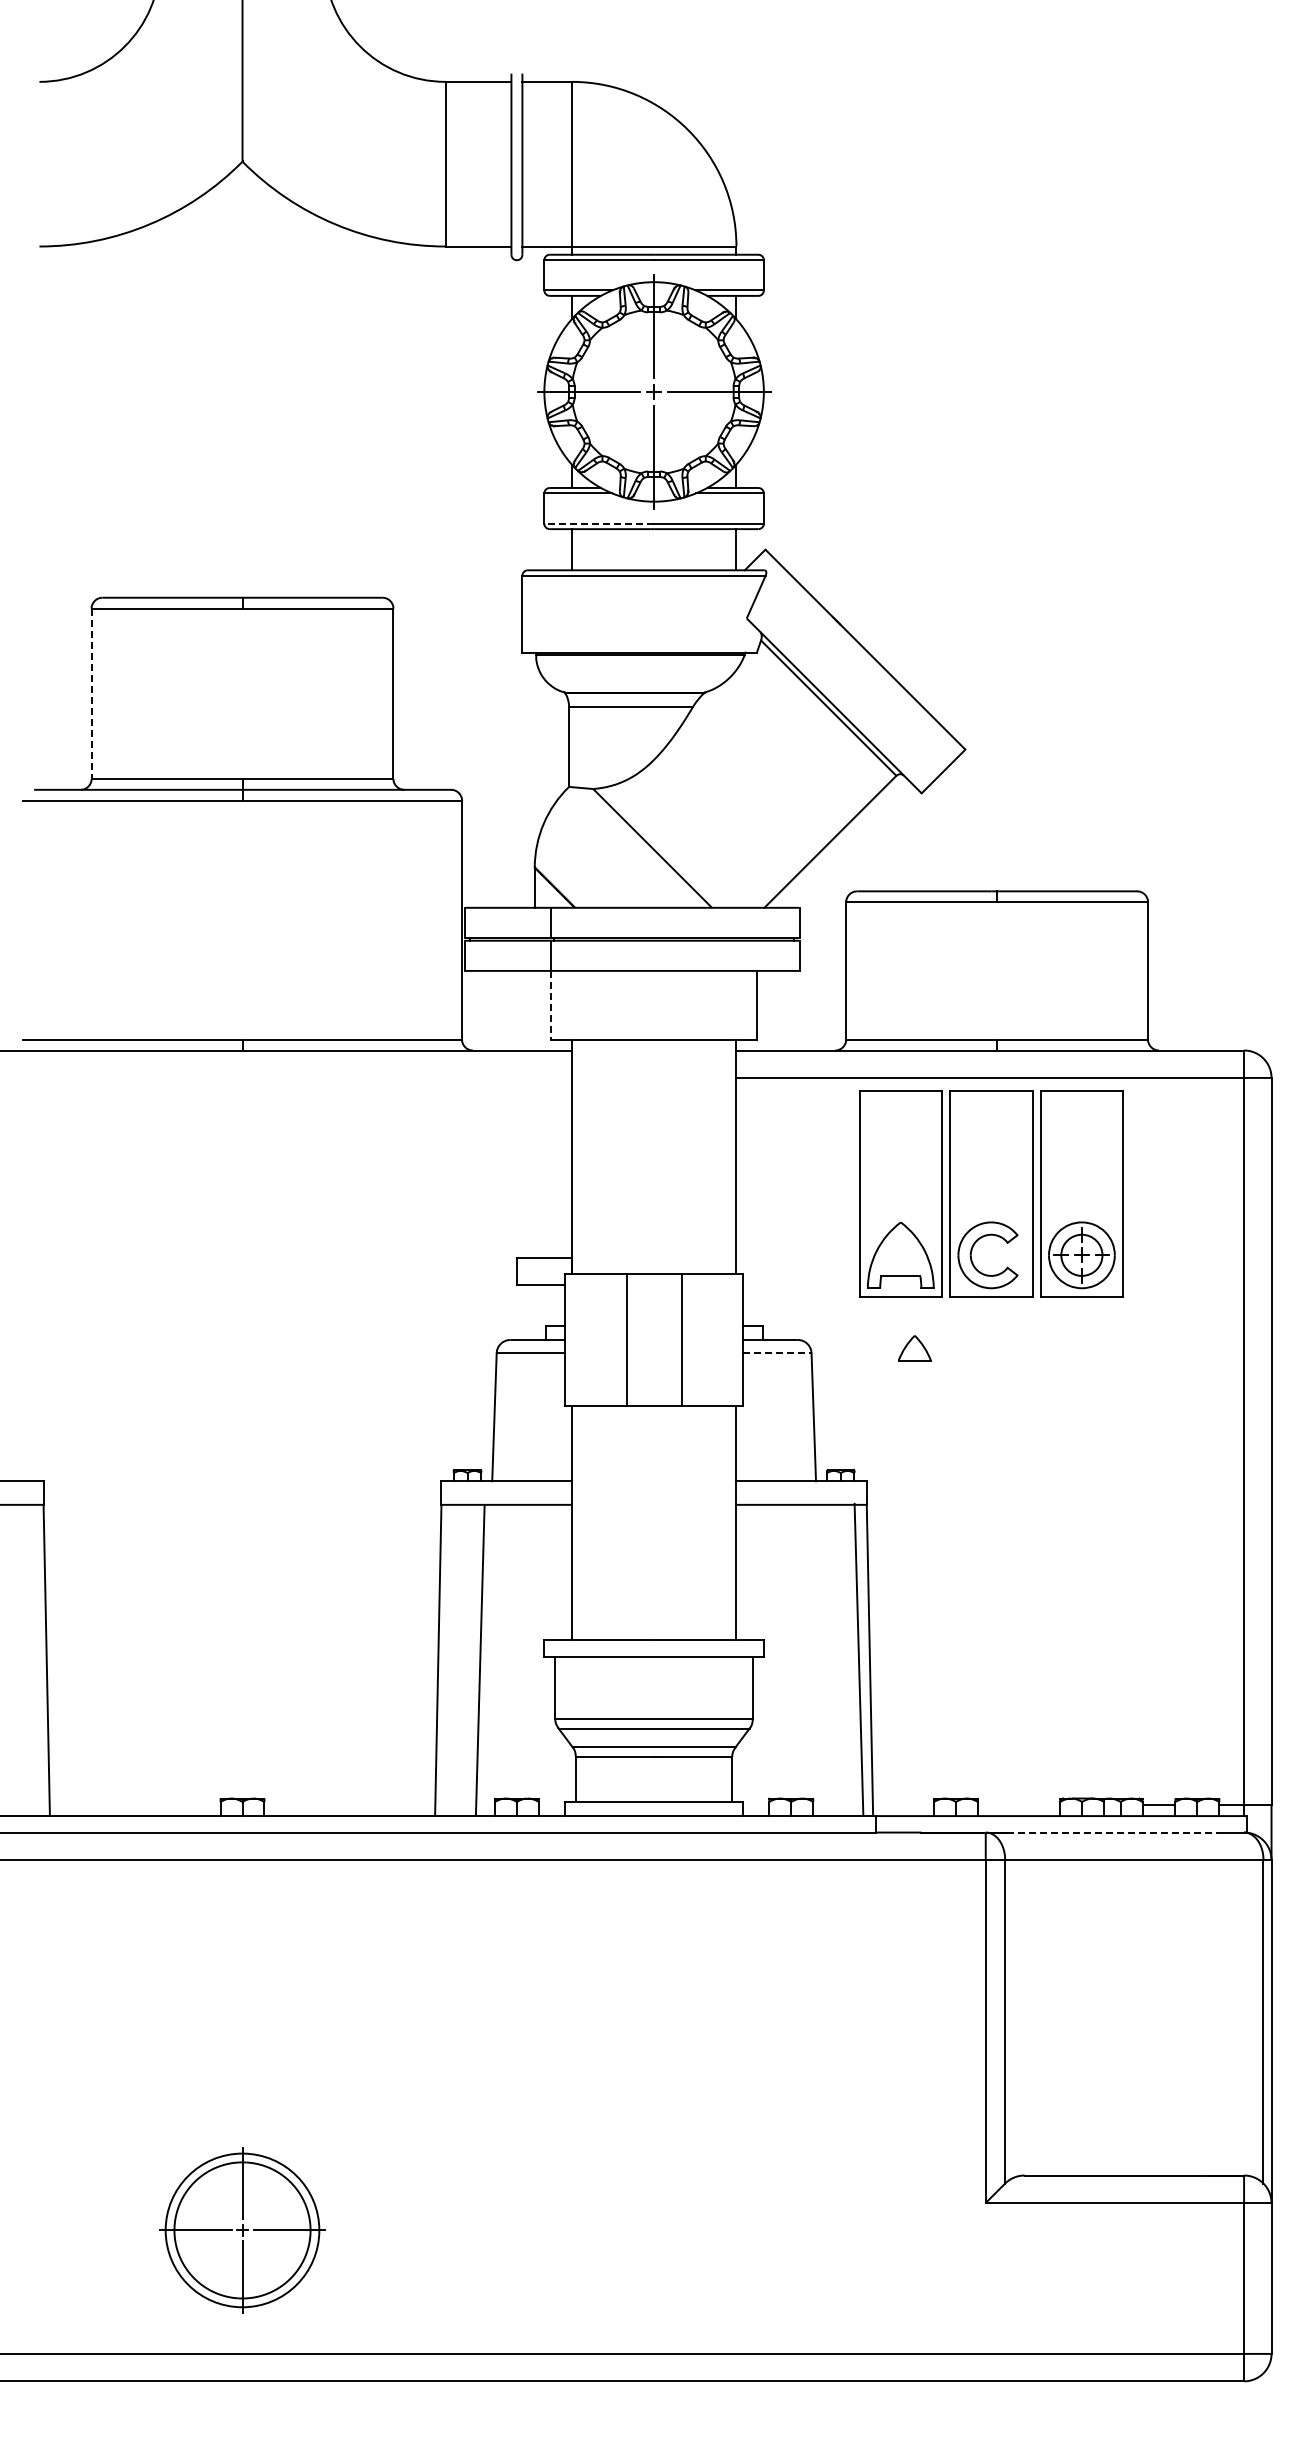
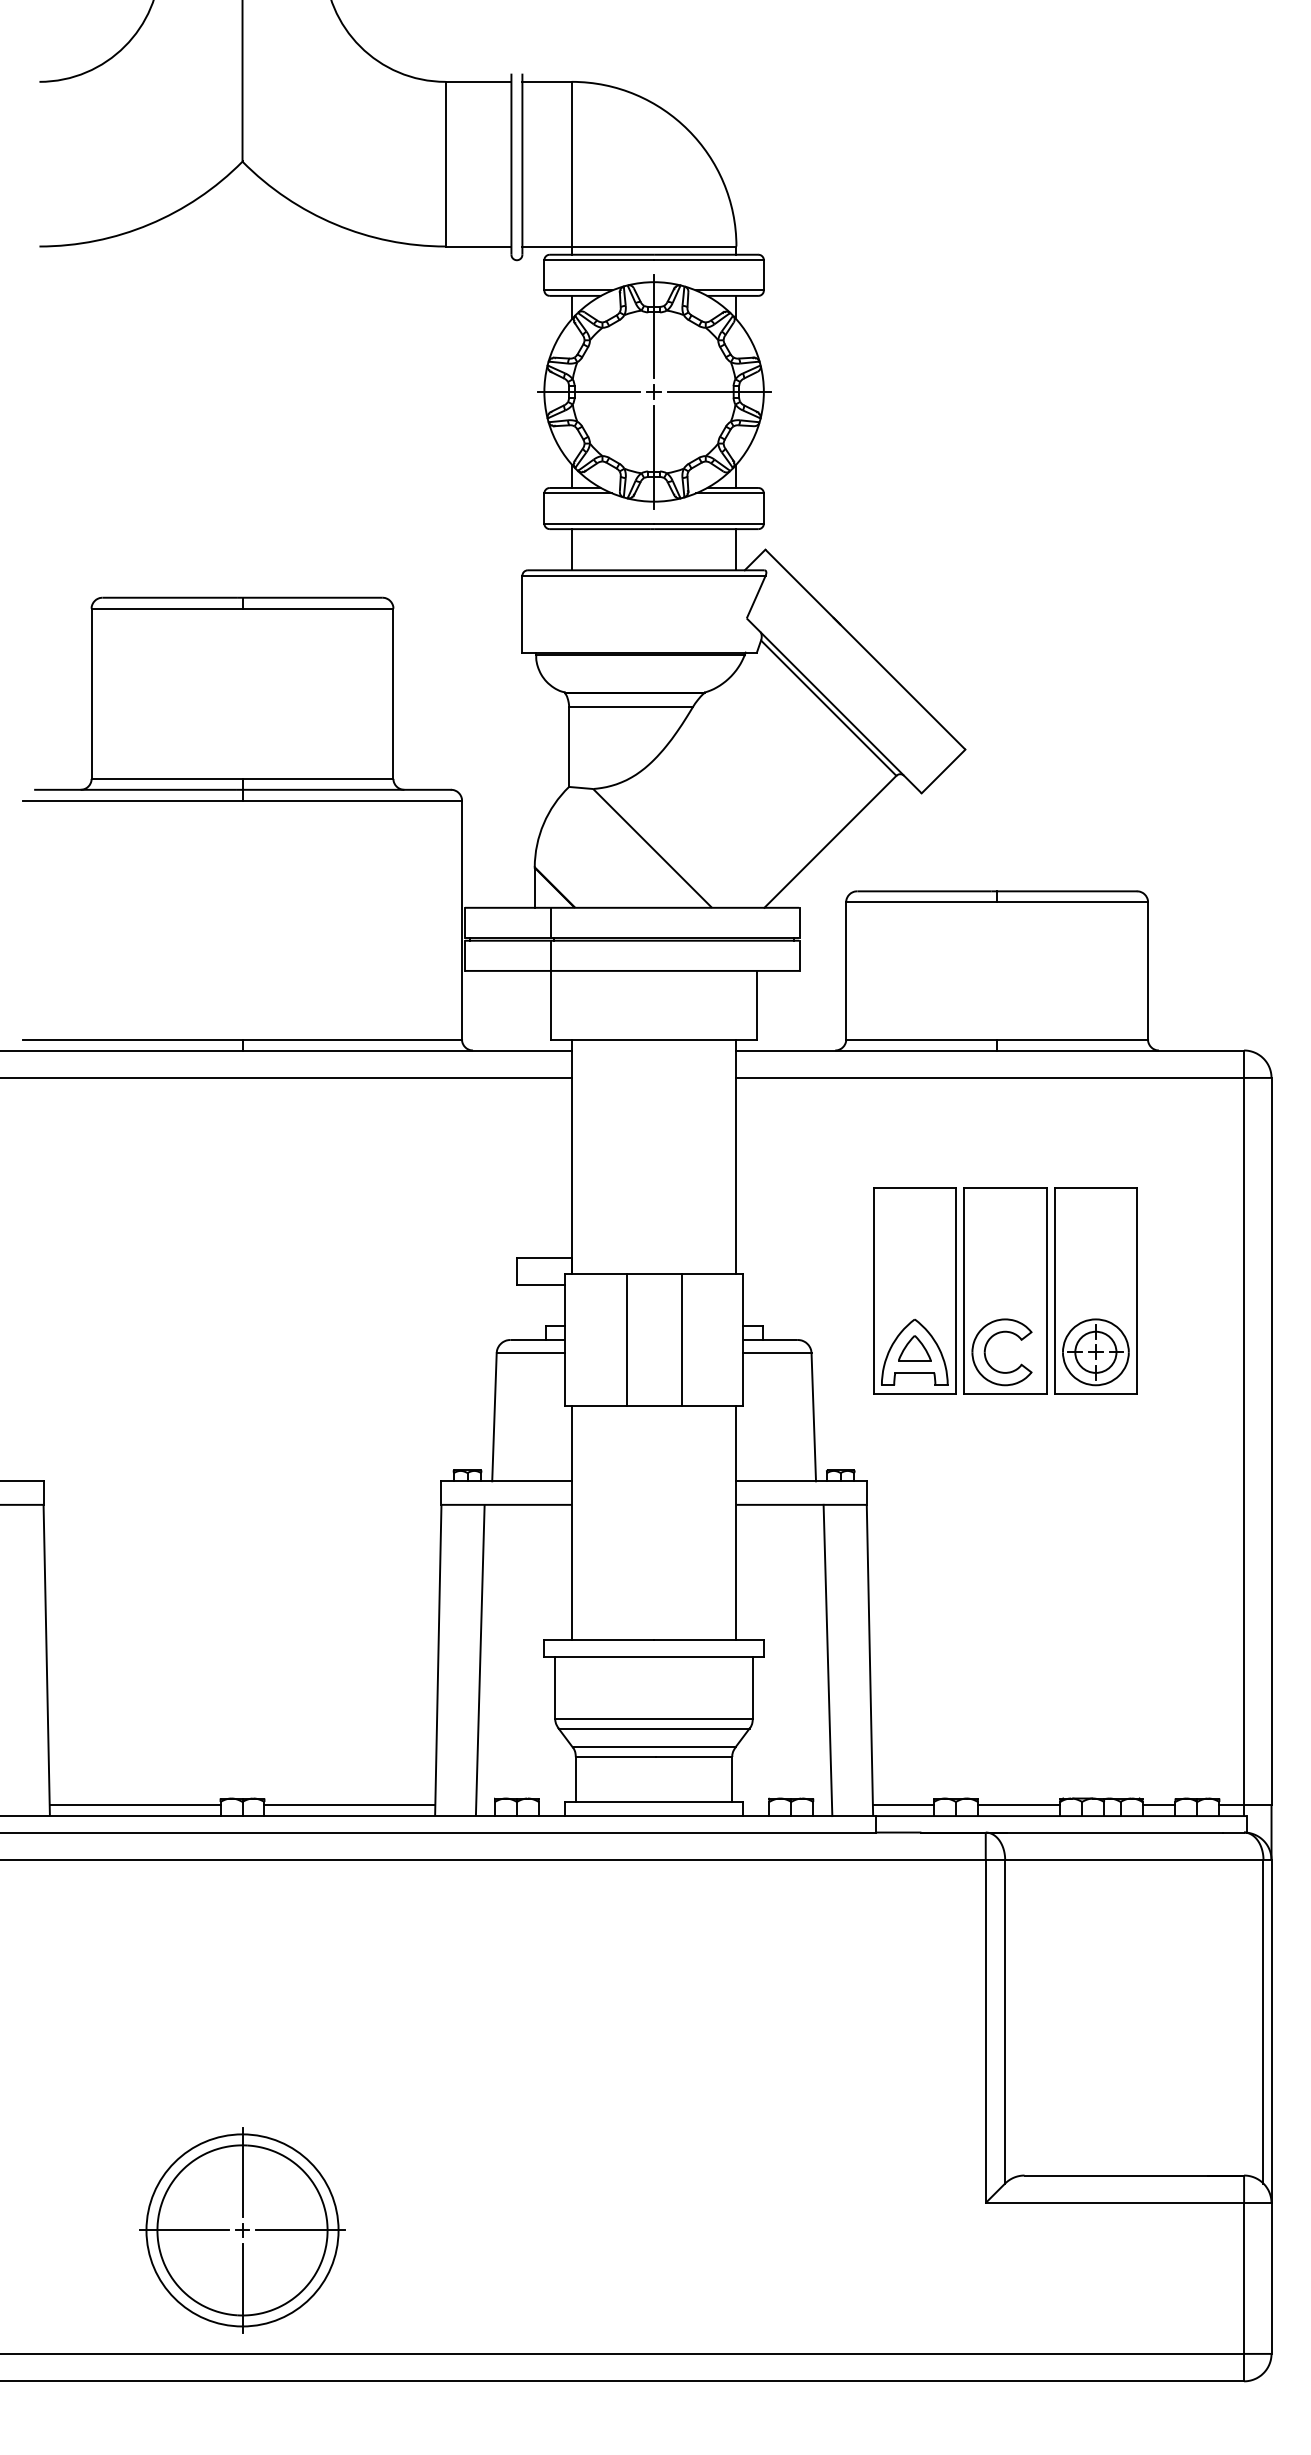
line: dashed -> solid (599, 523)
line: dashed -> solid (91, 694)
line: dashed -> solid (551, 1005)
line: none -> present (286, 1077)
part position: (991, 1193) -> (1005, 1290) (1005, 1290)
line: dashed -> solid (777, 1353)
line position: (858, 1659) -> (827, 1660) (827, 1660)
line: none -> present (134, 1805)
line: none -> present (349, 1805)
line: none -> present (903, 1805)
line: none -> present (1018, 1805)
line: dashed -> solid (1114, 1832)
part size: 167x167 px -> 207x207 px (242, 2230)
